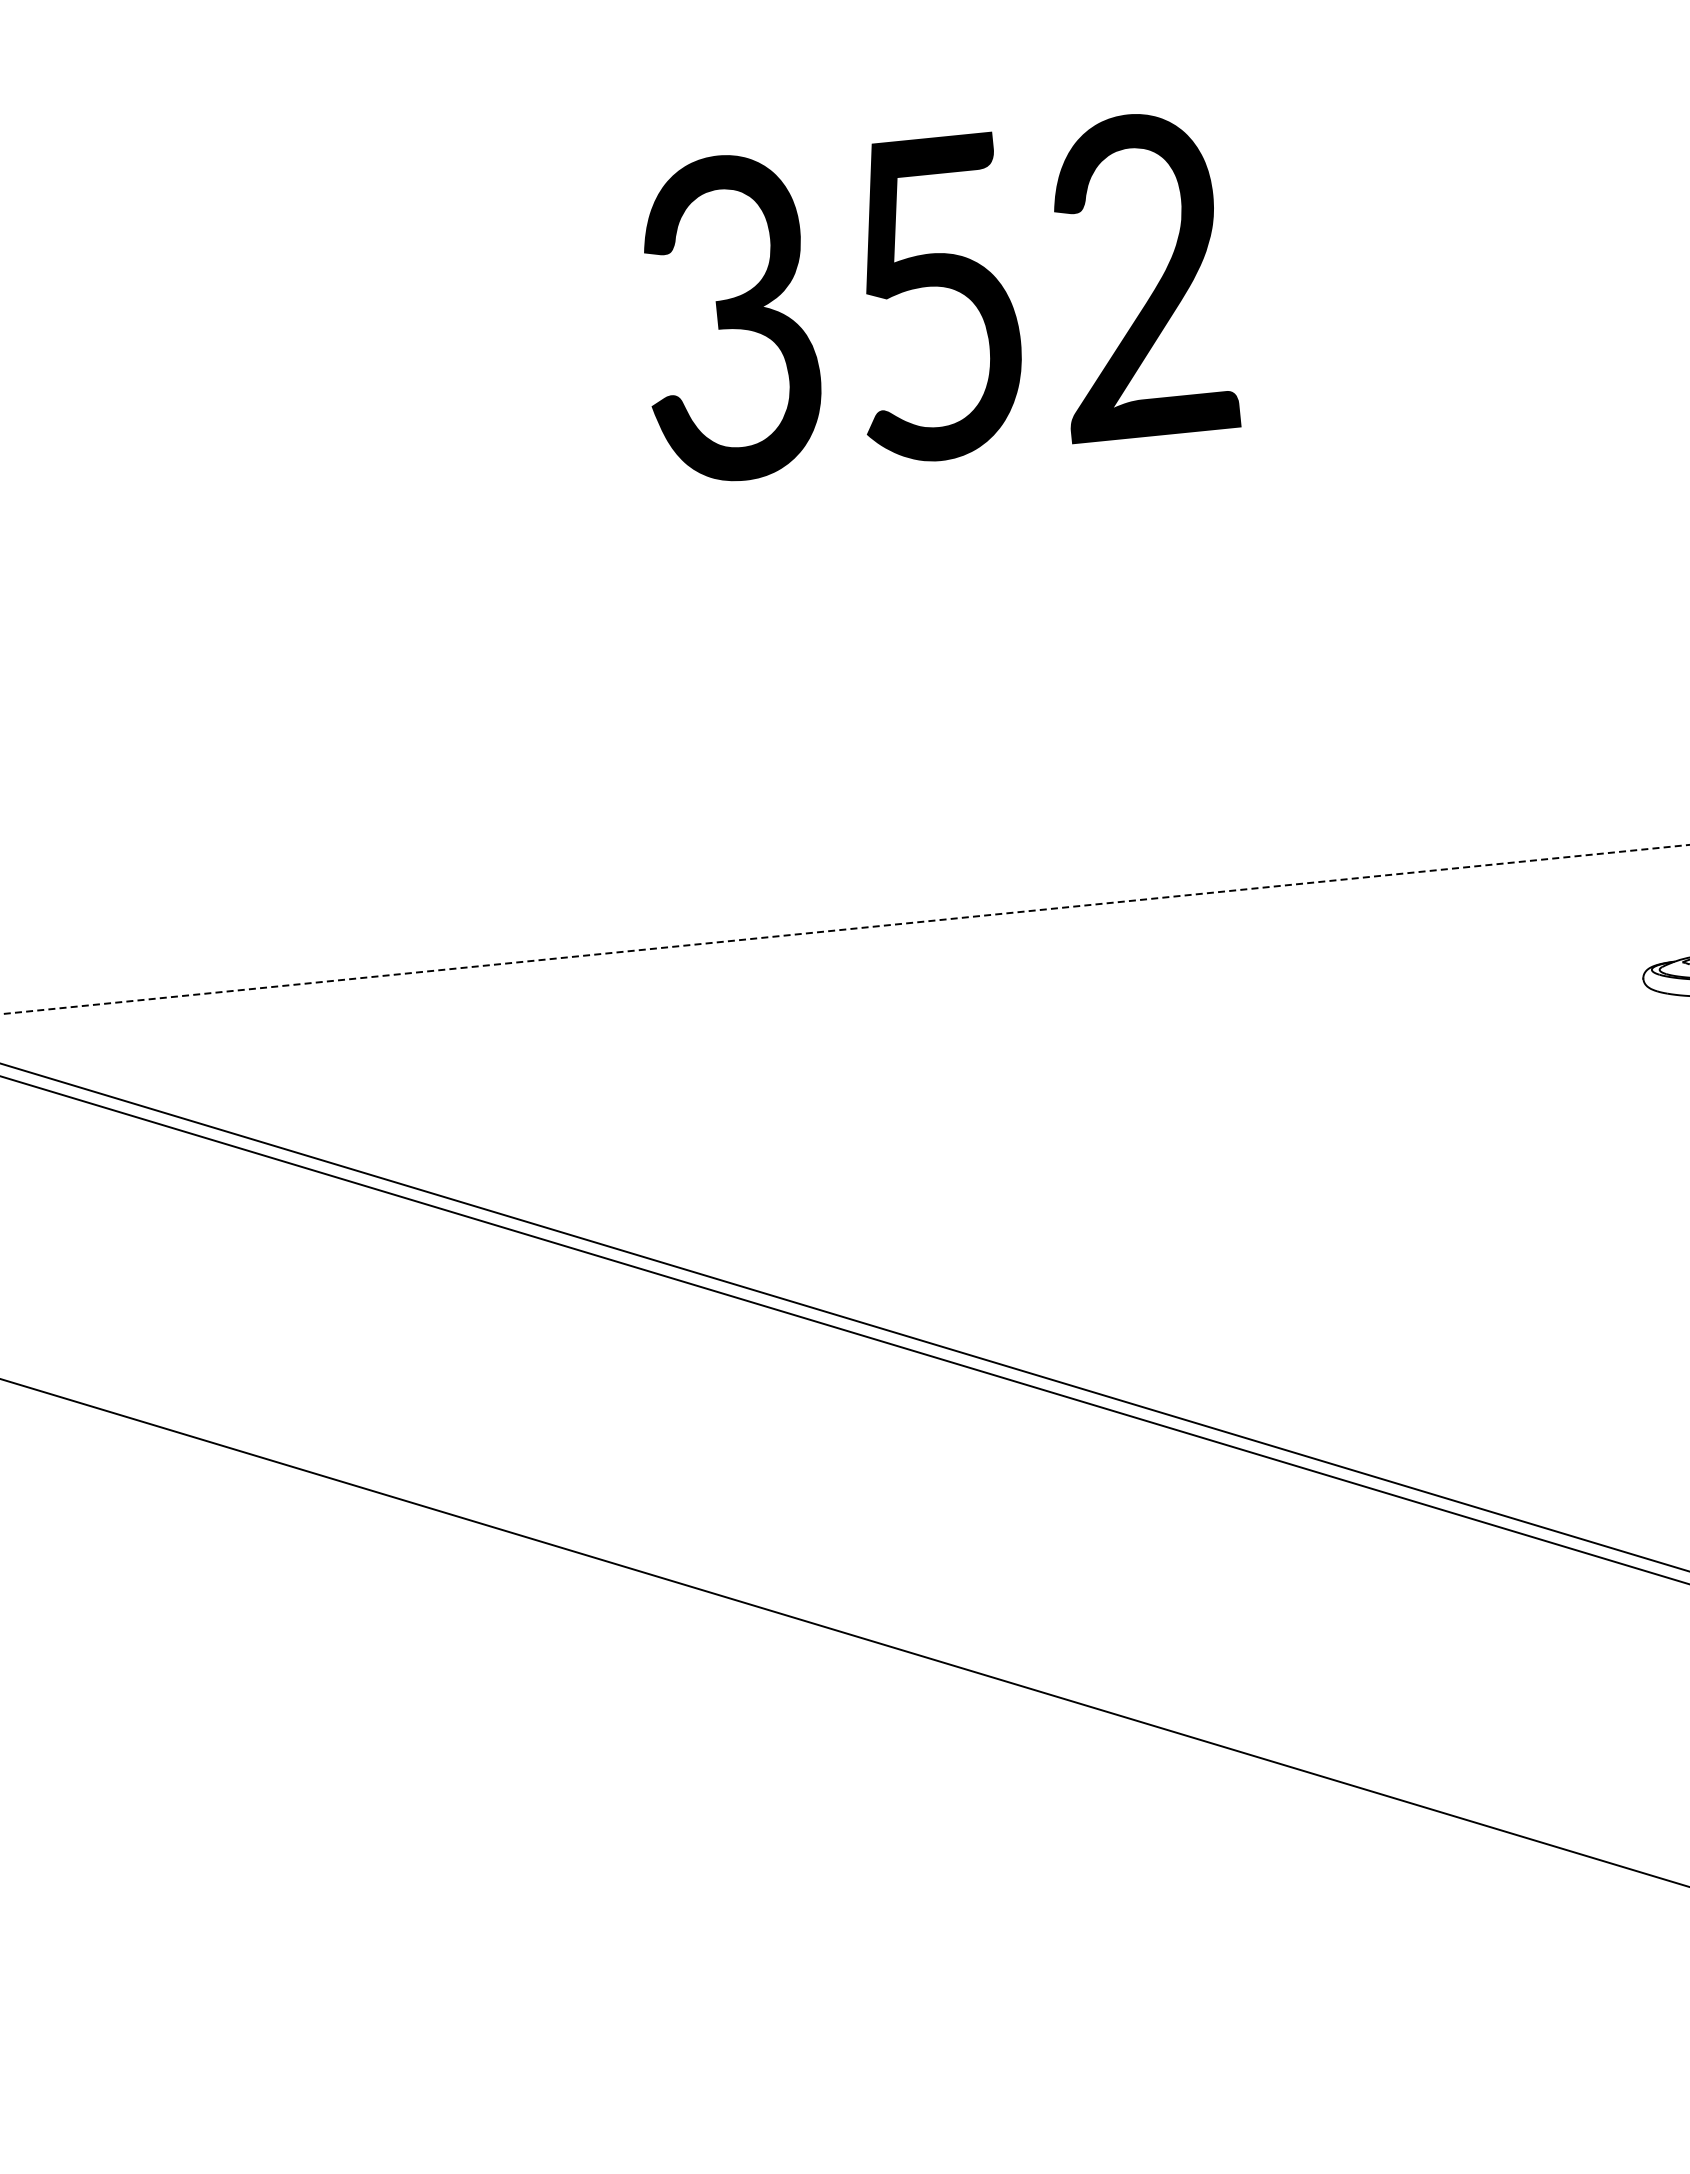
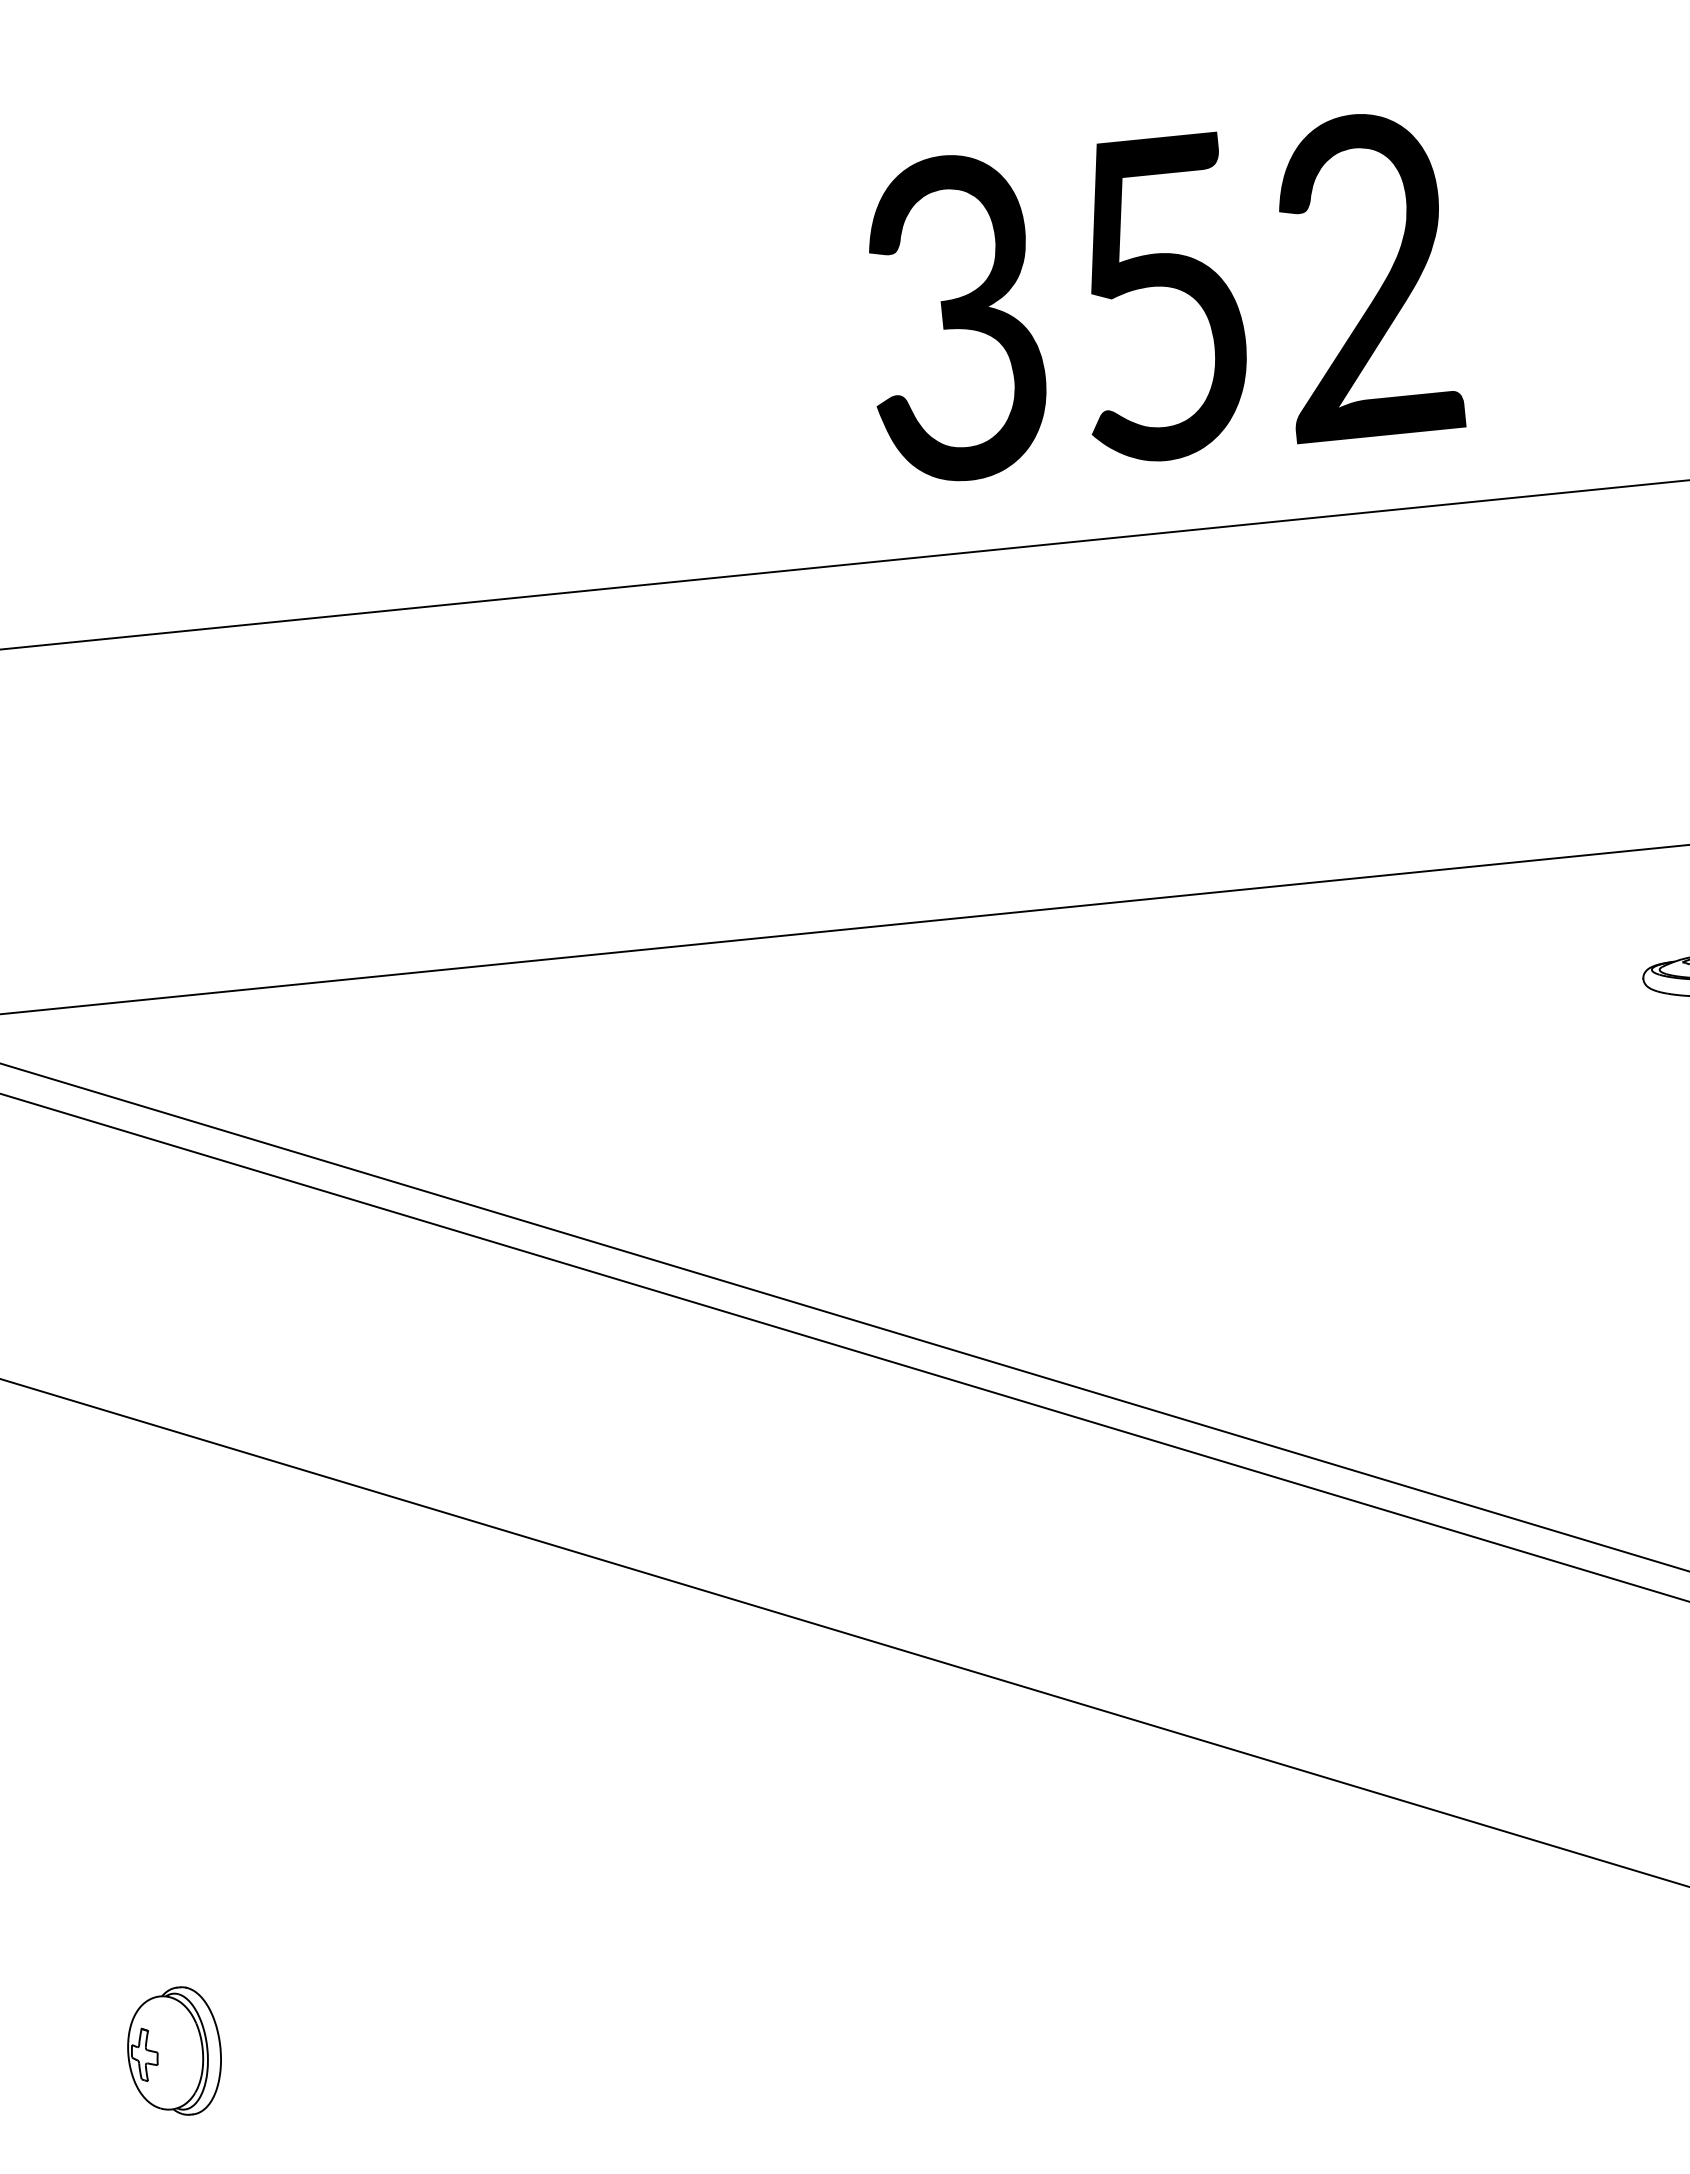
text position: (942, 297) -> (1167, 297) (1167, 297)
line: none -> present (844, 564)
line: dashed -> solid (844, 929)
line position: (844, 1330) -> (844, 1347) (844, 1347)
part: none -> present (174, 2050)
